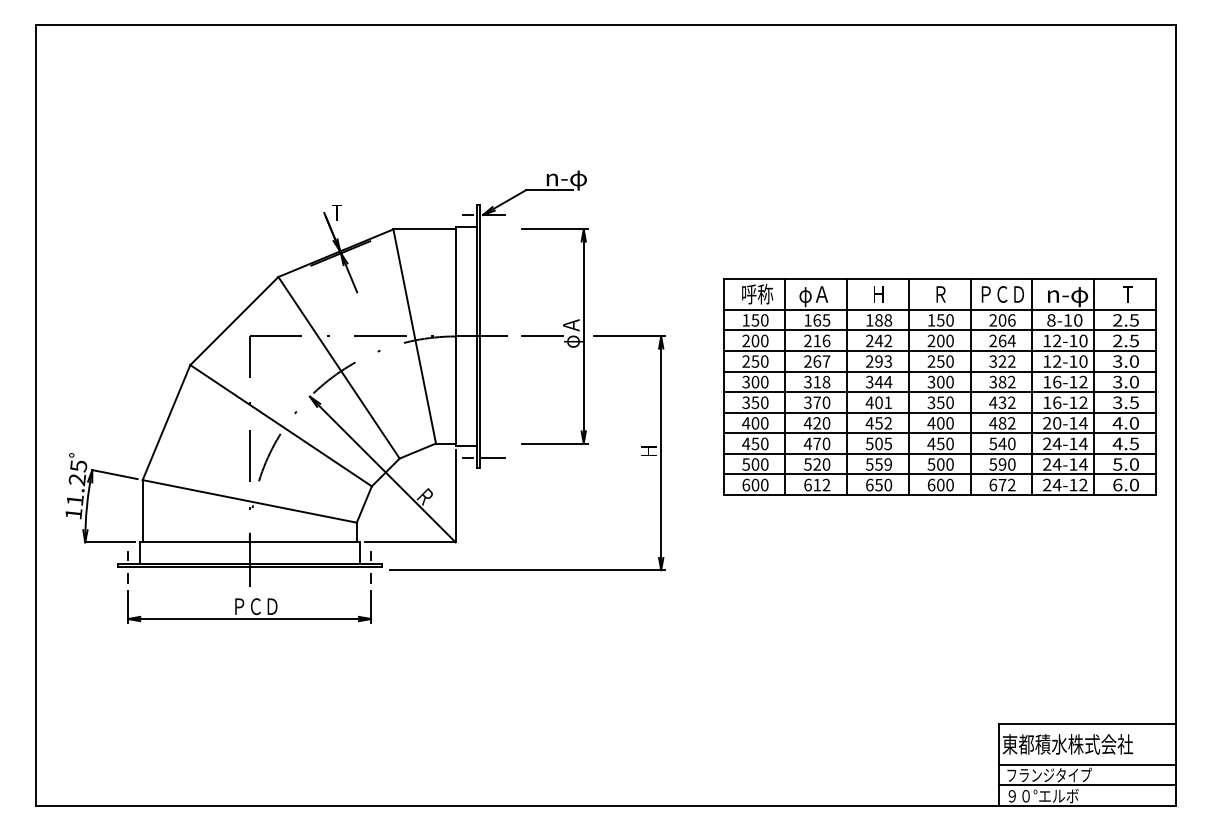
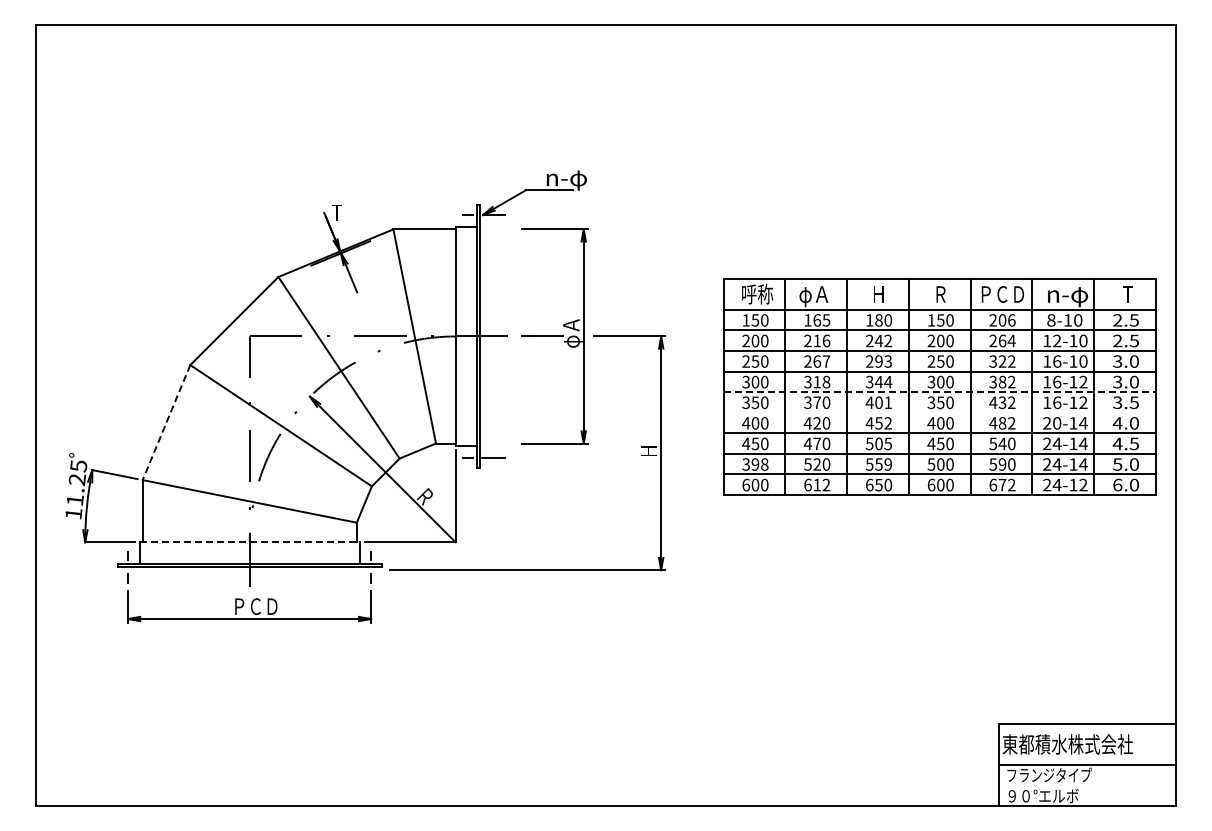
text: 188 -> 180 (888, 320)
text: 12-10 -> 16-10 (1057, 361)
line: solid -> dashed (940, 392)
line: present -> none (939, 412)
line: solid -> dashed (166, 423)
text: 500 -> 398 (755, 464)
line: solid -> dashed (249, 542)
line: present -> none (1086, 785)
